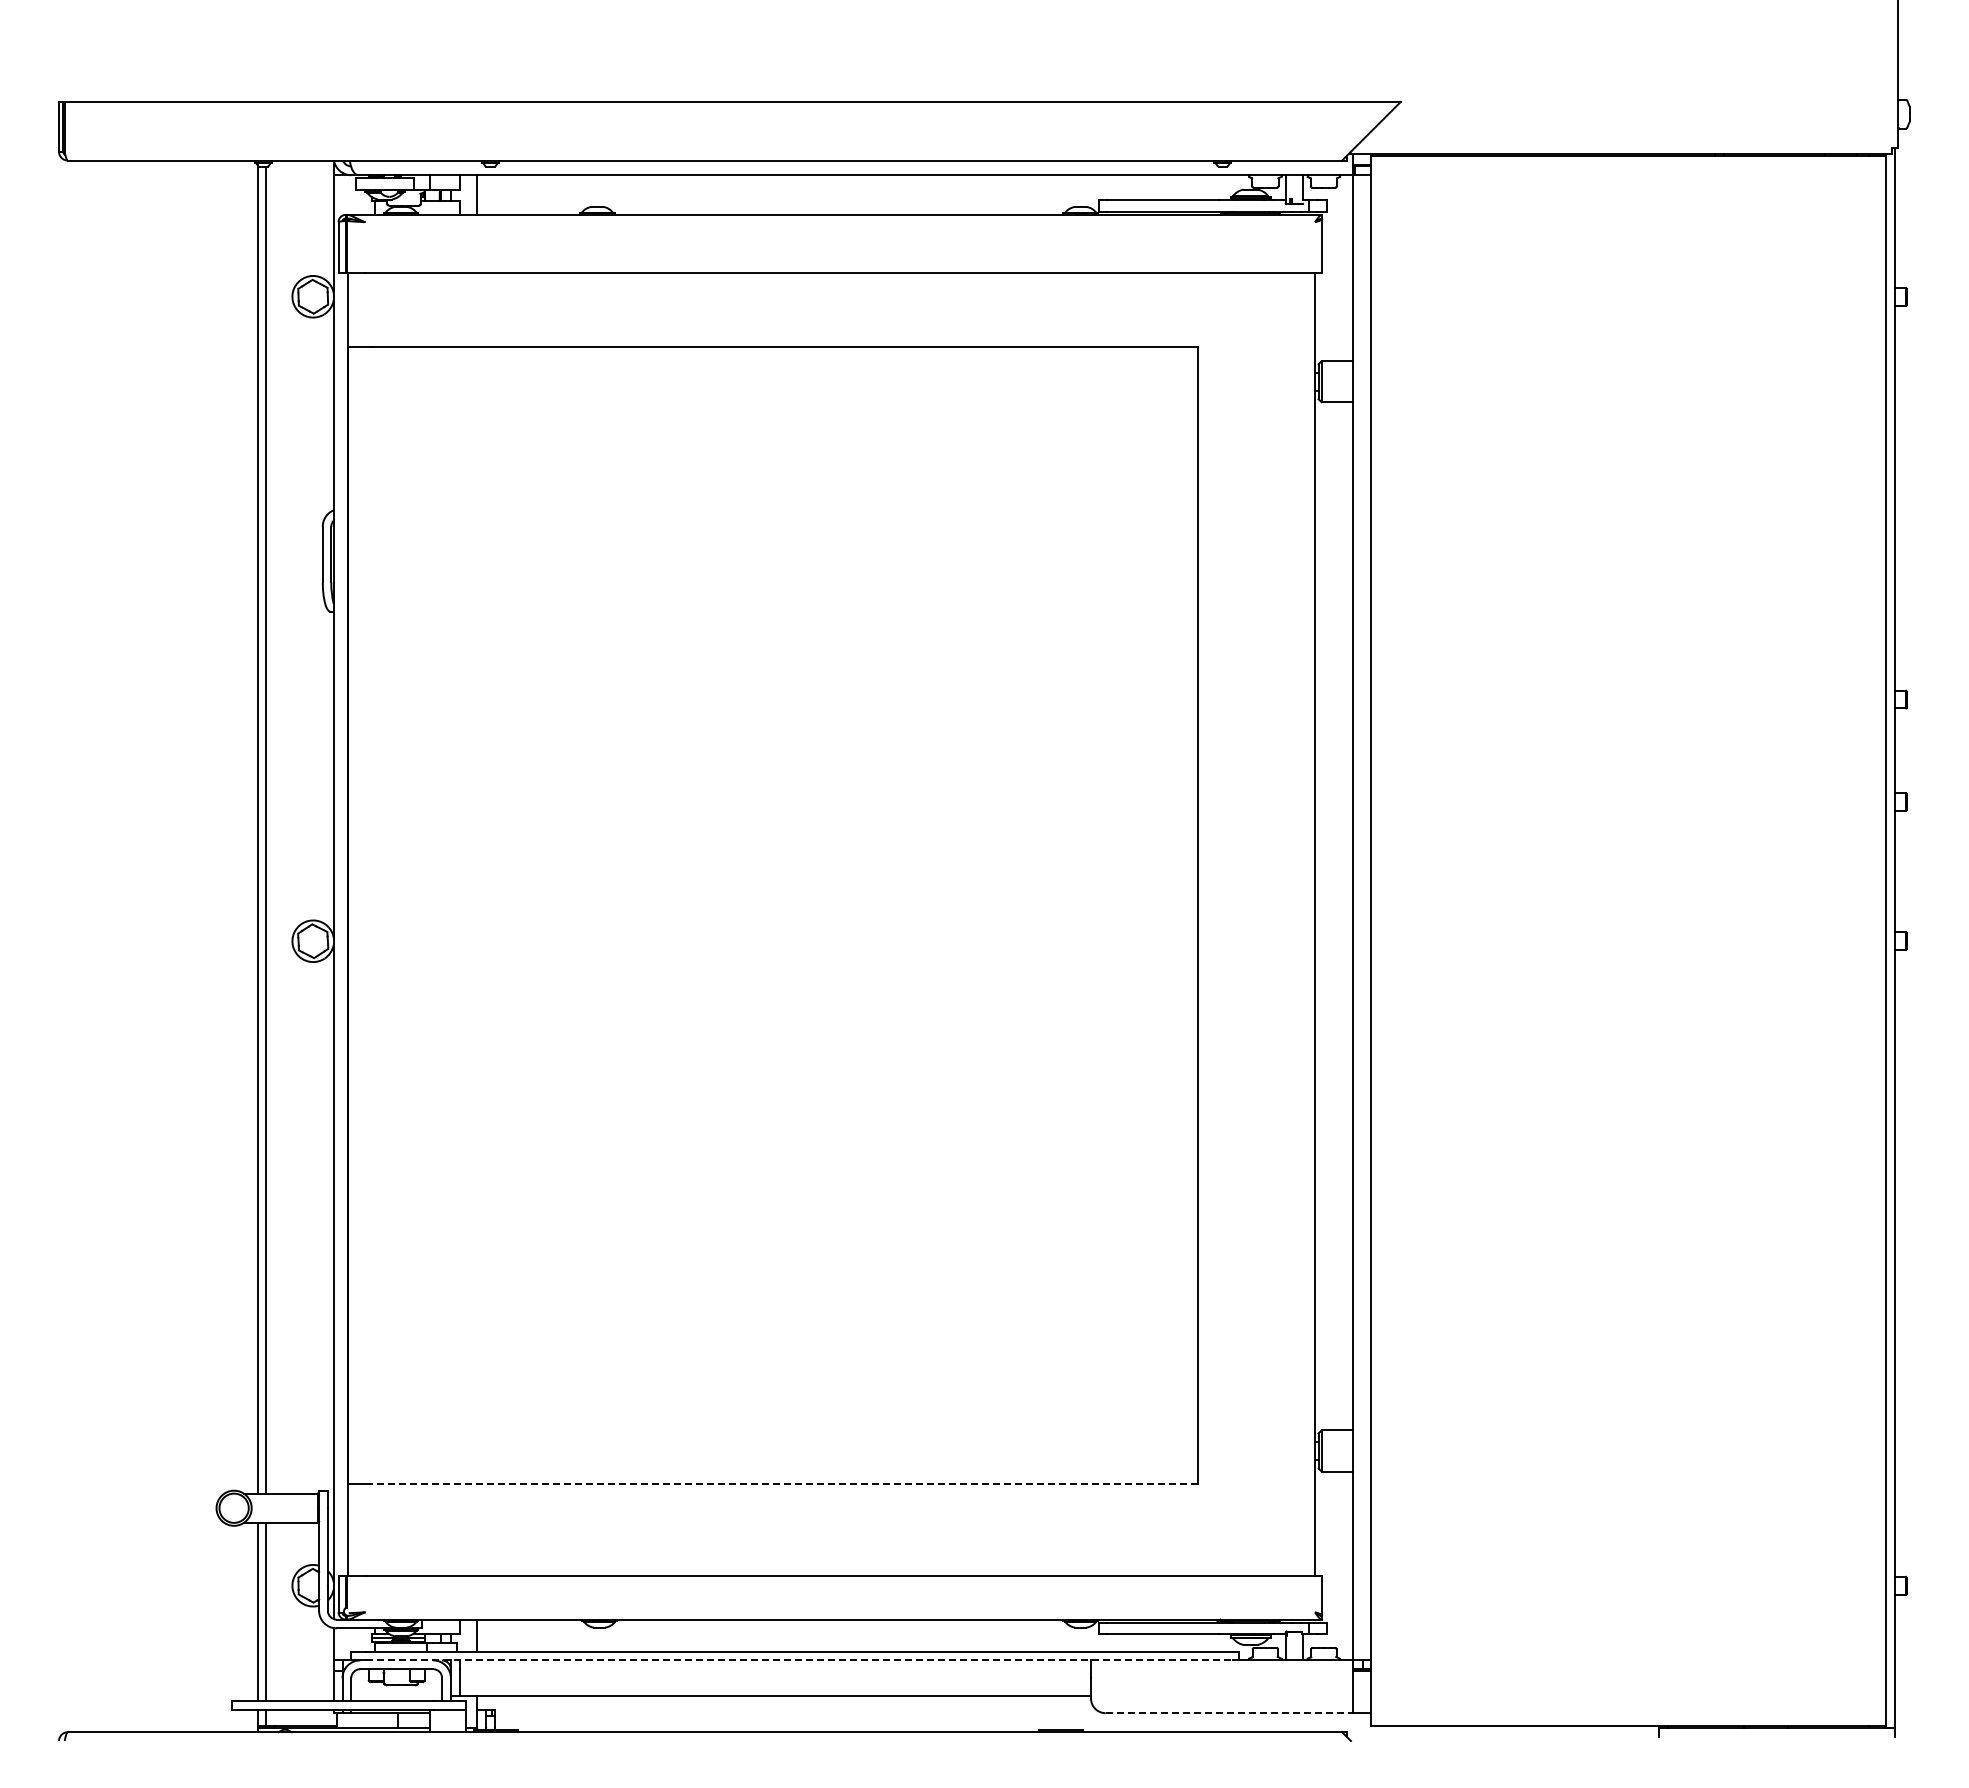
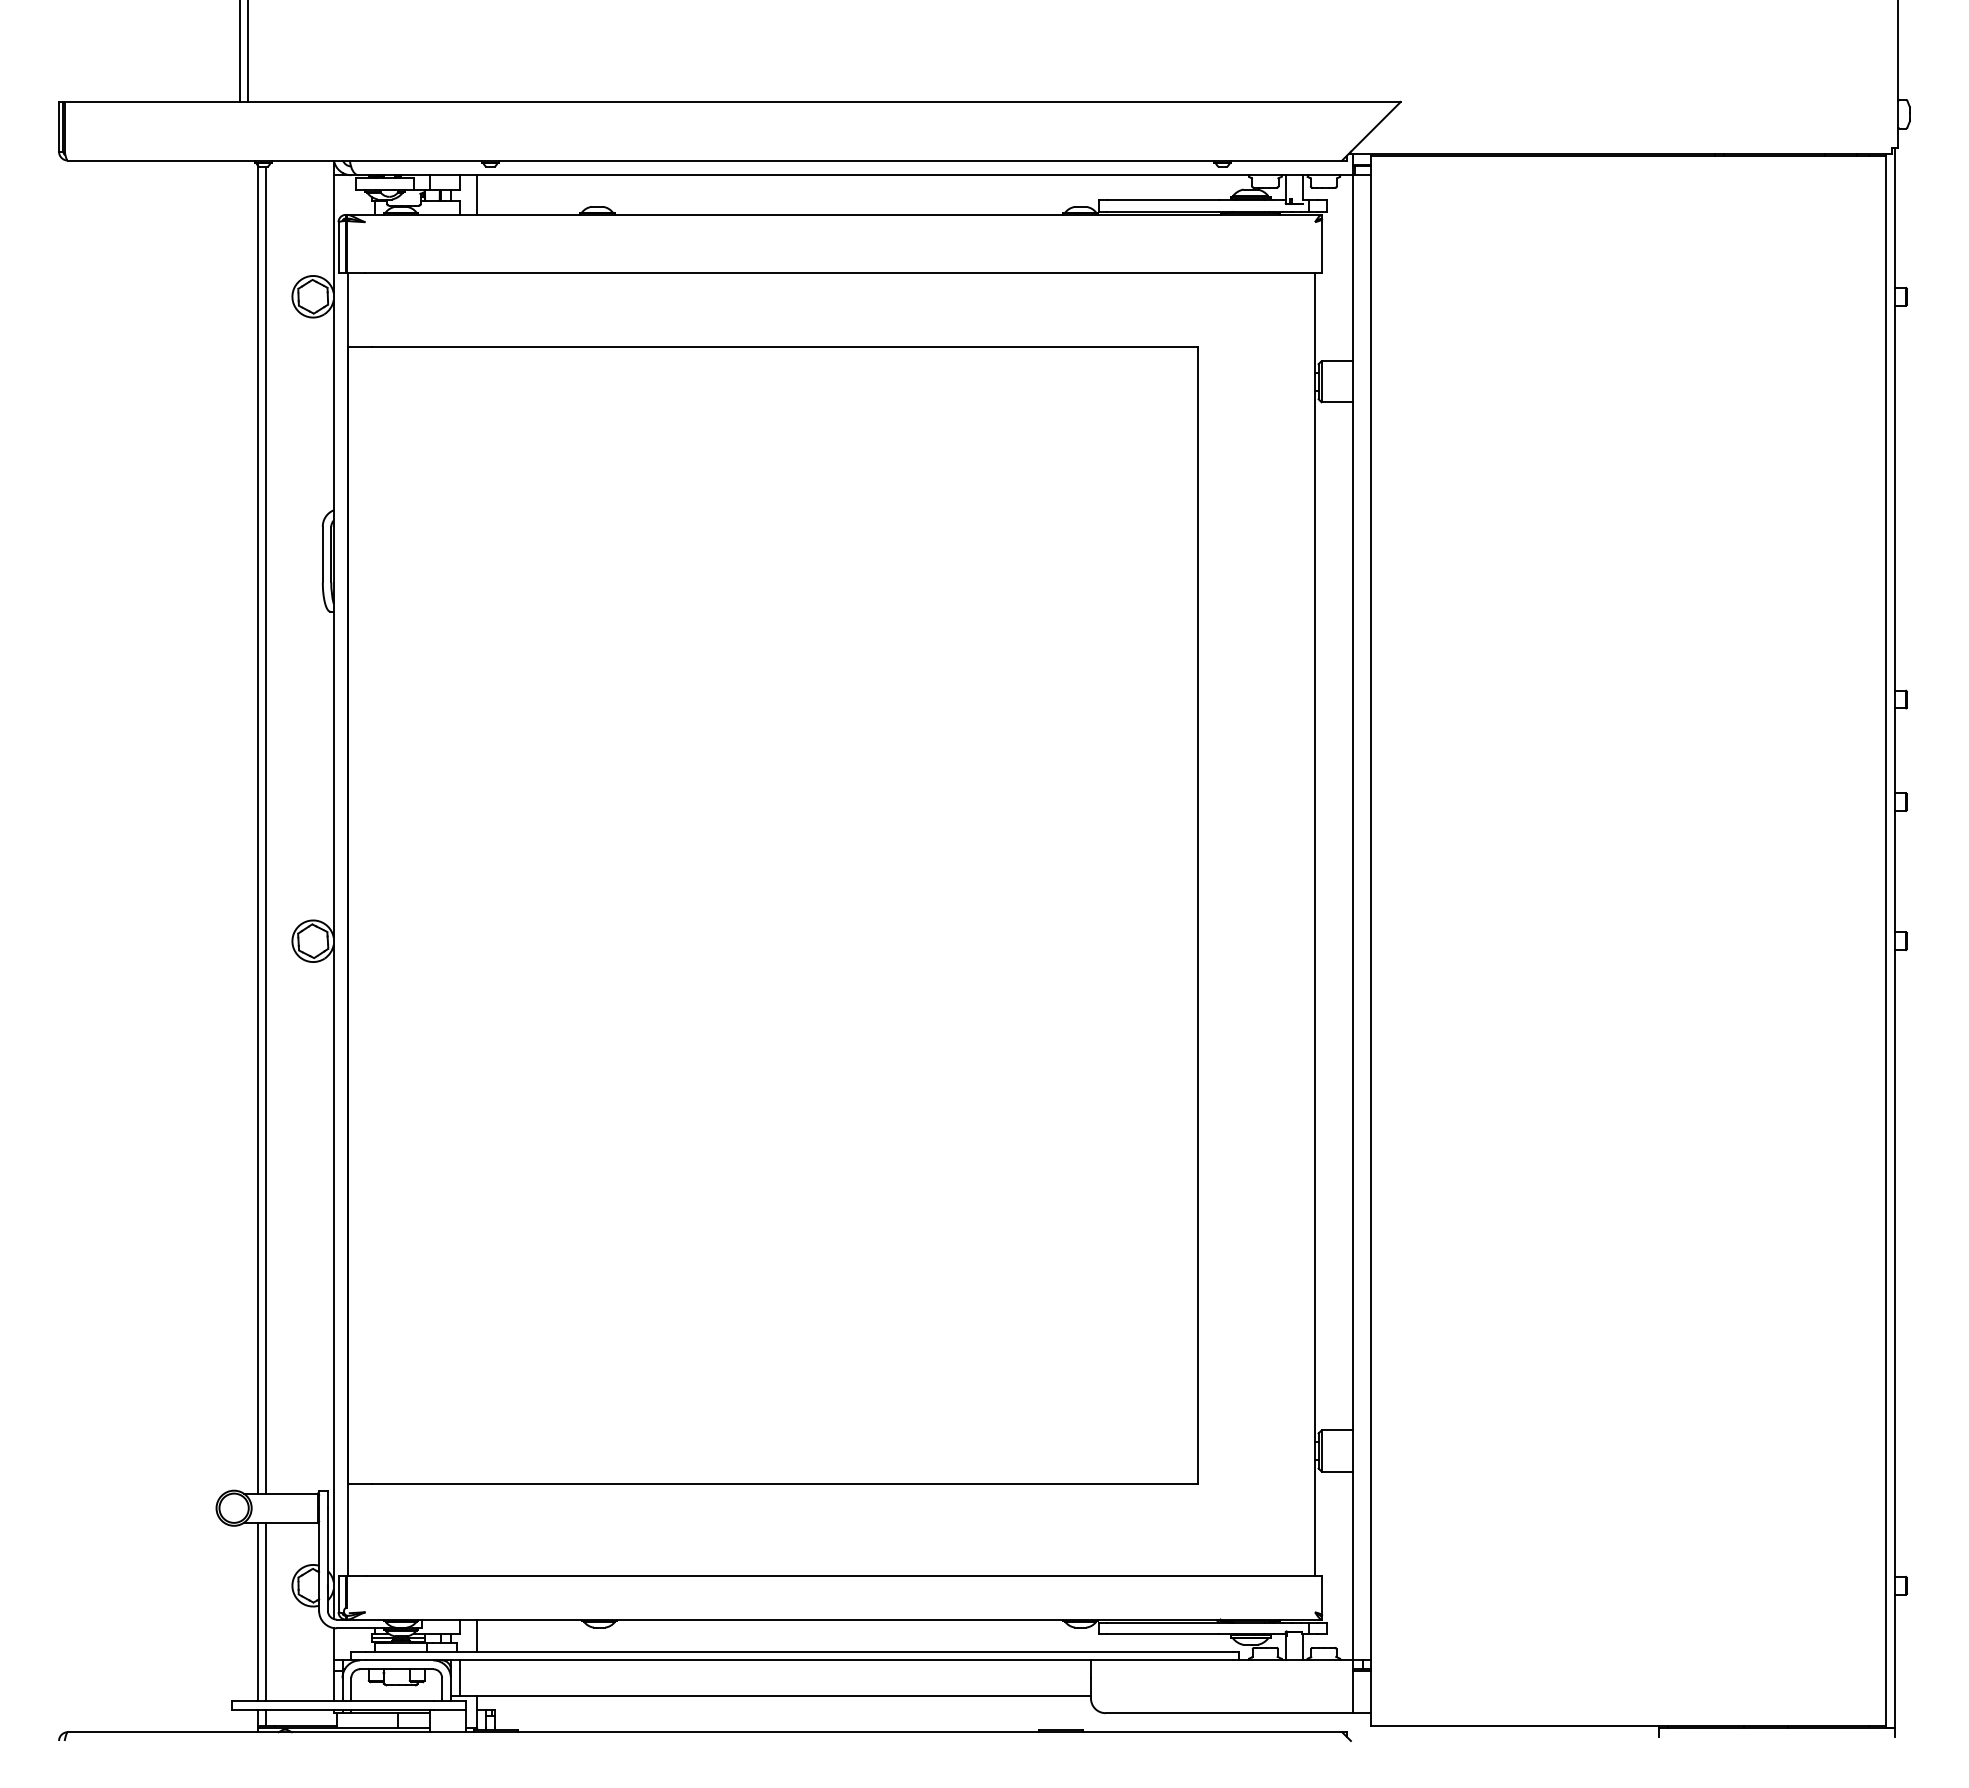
line: none -> present (239, 51)
line: none -> present (248, 51)
line: dashed -> solid (784, 1484)
line: dashed -> solid (799, 1660)
line: dashed -> solid (1229, 1713)
